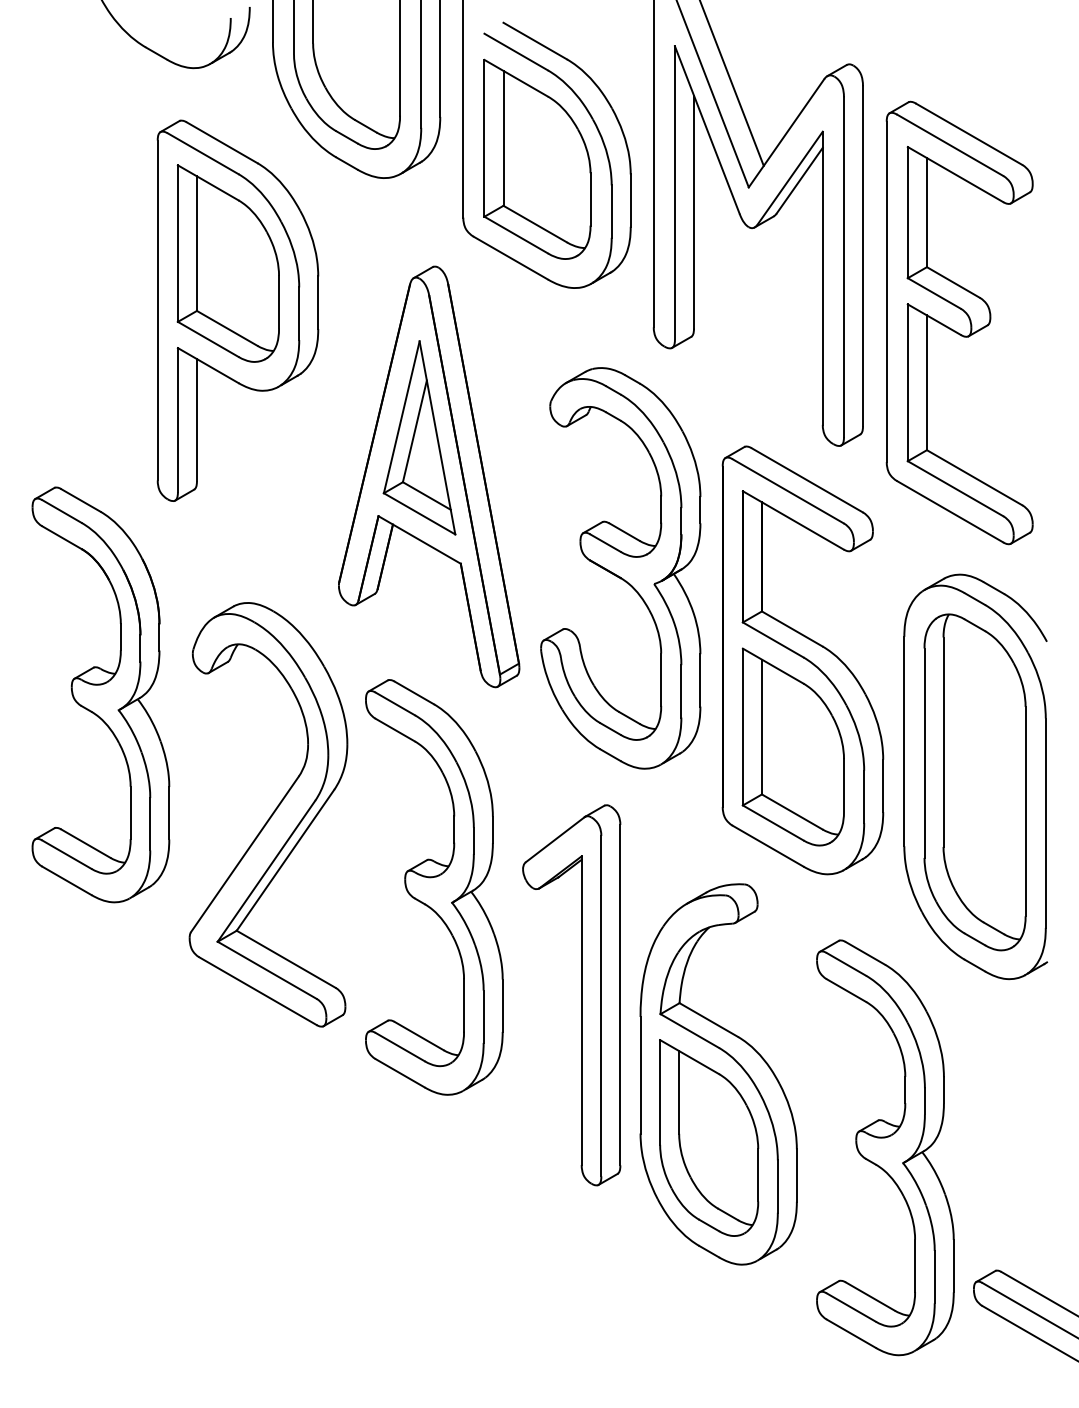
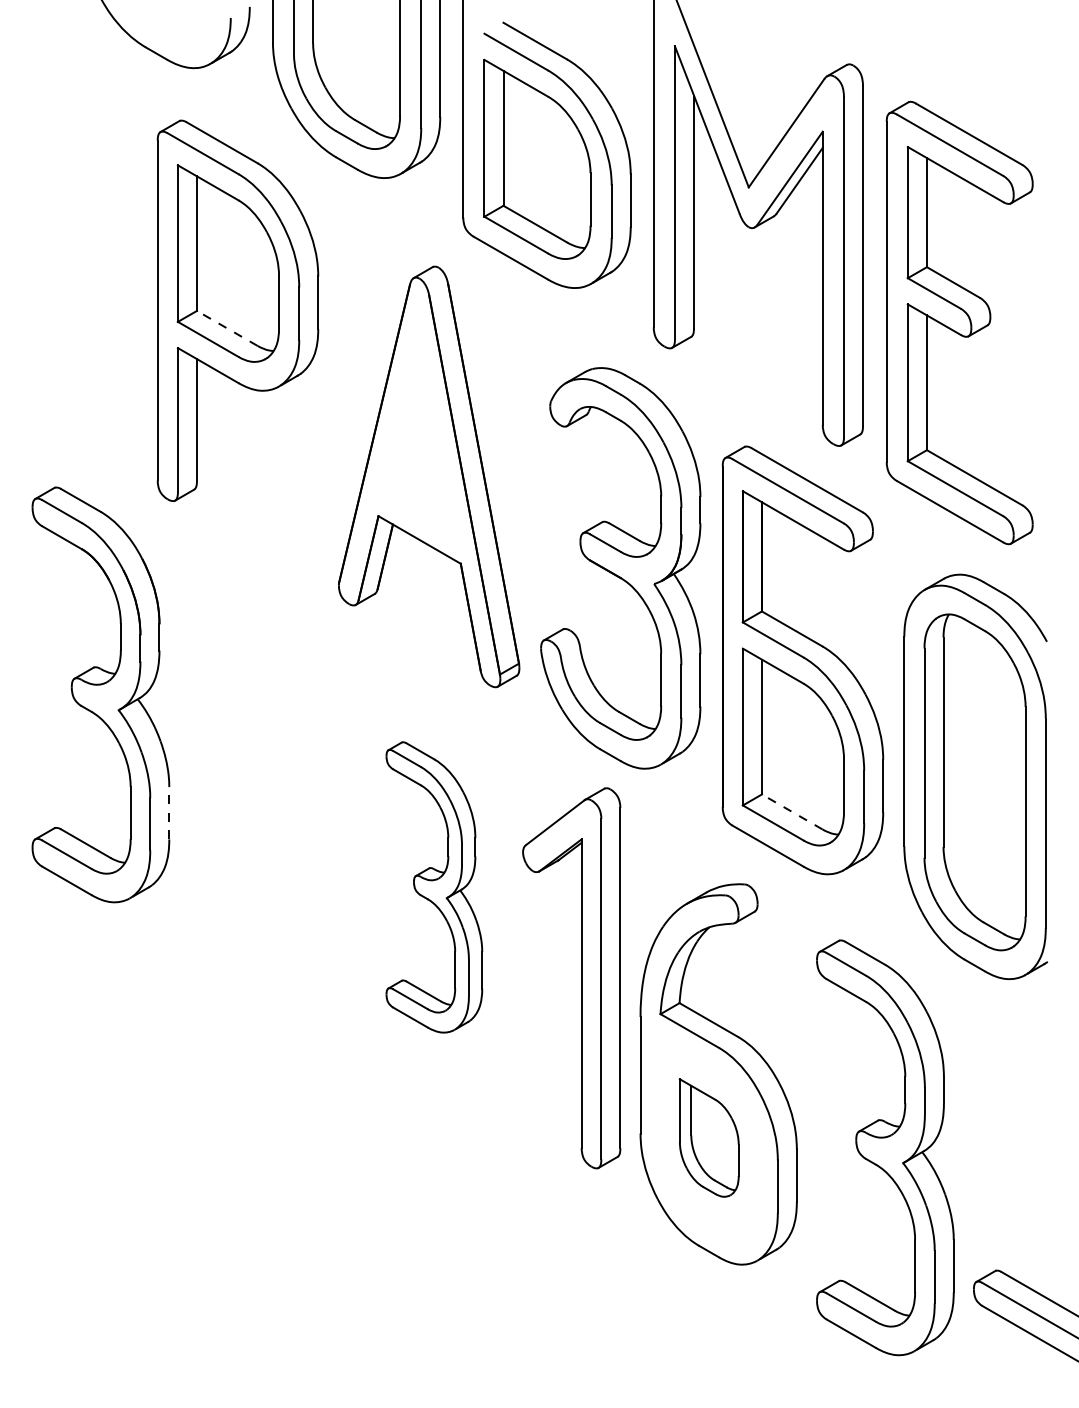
line: present -> none (731, 83)
line: solid -> dashed (227, 328)
part: present -> none (419, 437)
line: solid -> dashed (792, 811)
line: solid -> dashed (169, 812)
part: present -> none (268, 814)
part size: 139x417 px -> 99x293 px (434, 887)
part position: (581, 995) -> (581, 978) (581, 978)
part size: 101x198 px -> 62x120 px (708, 1137)
